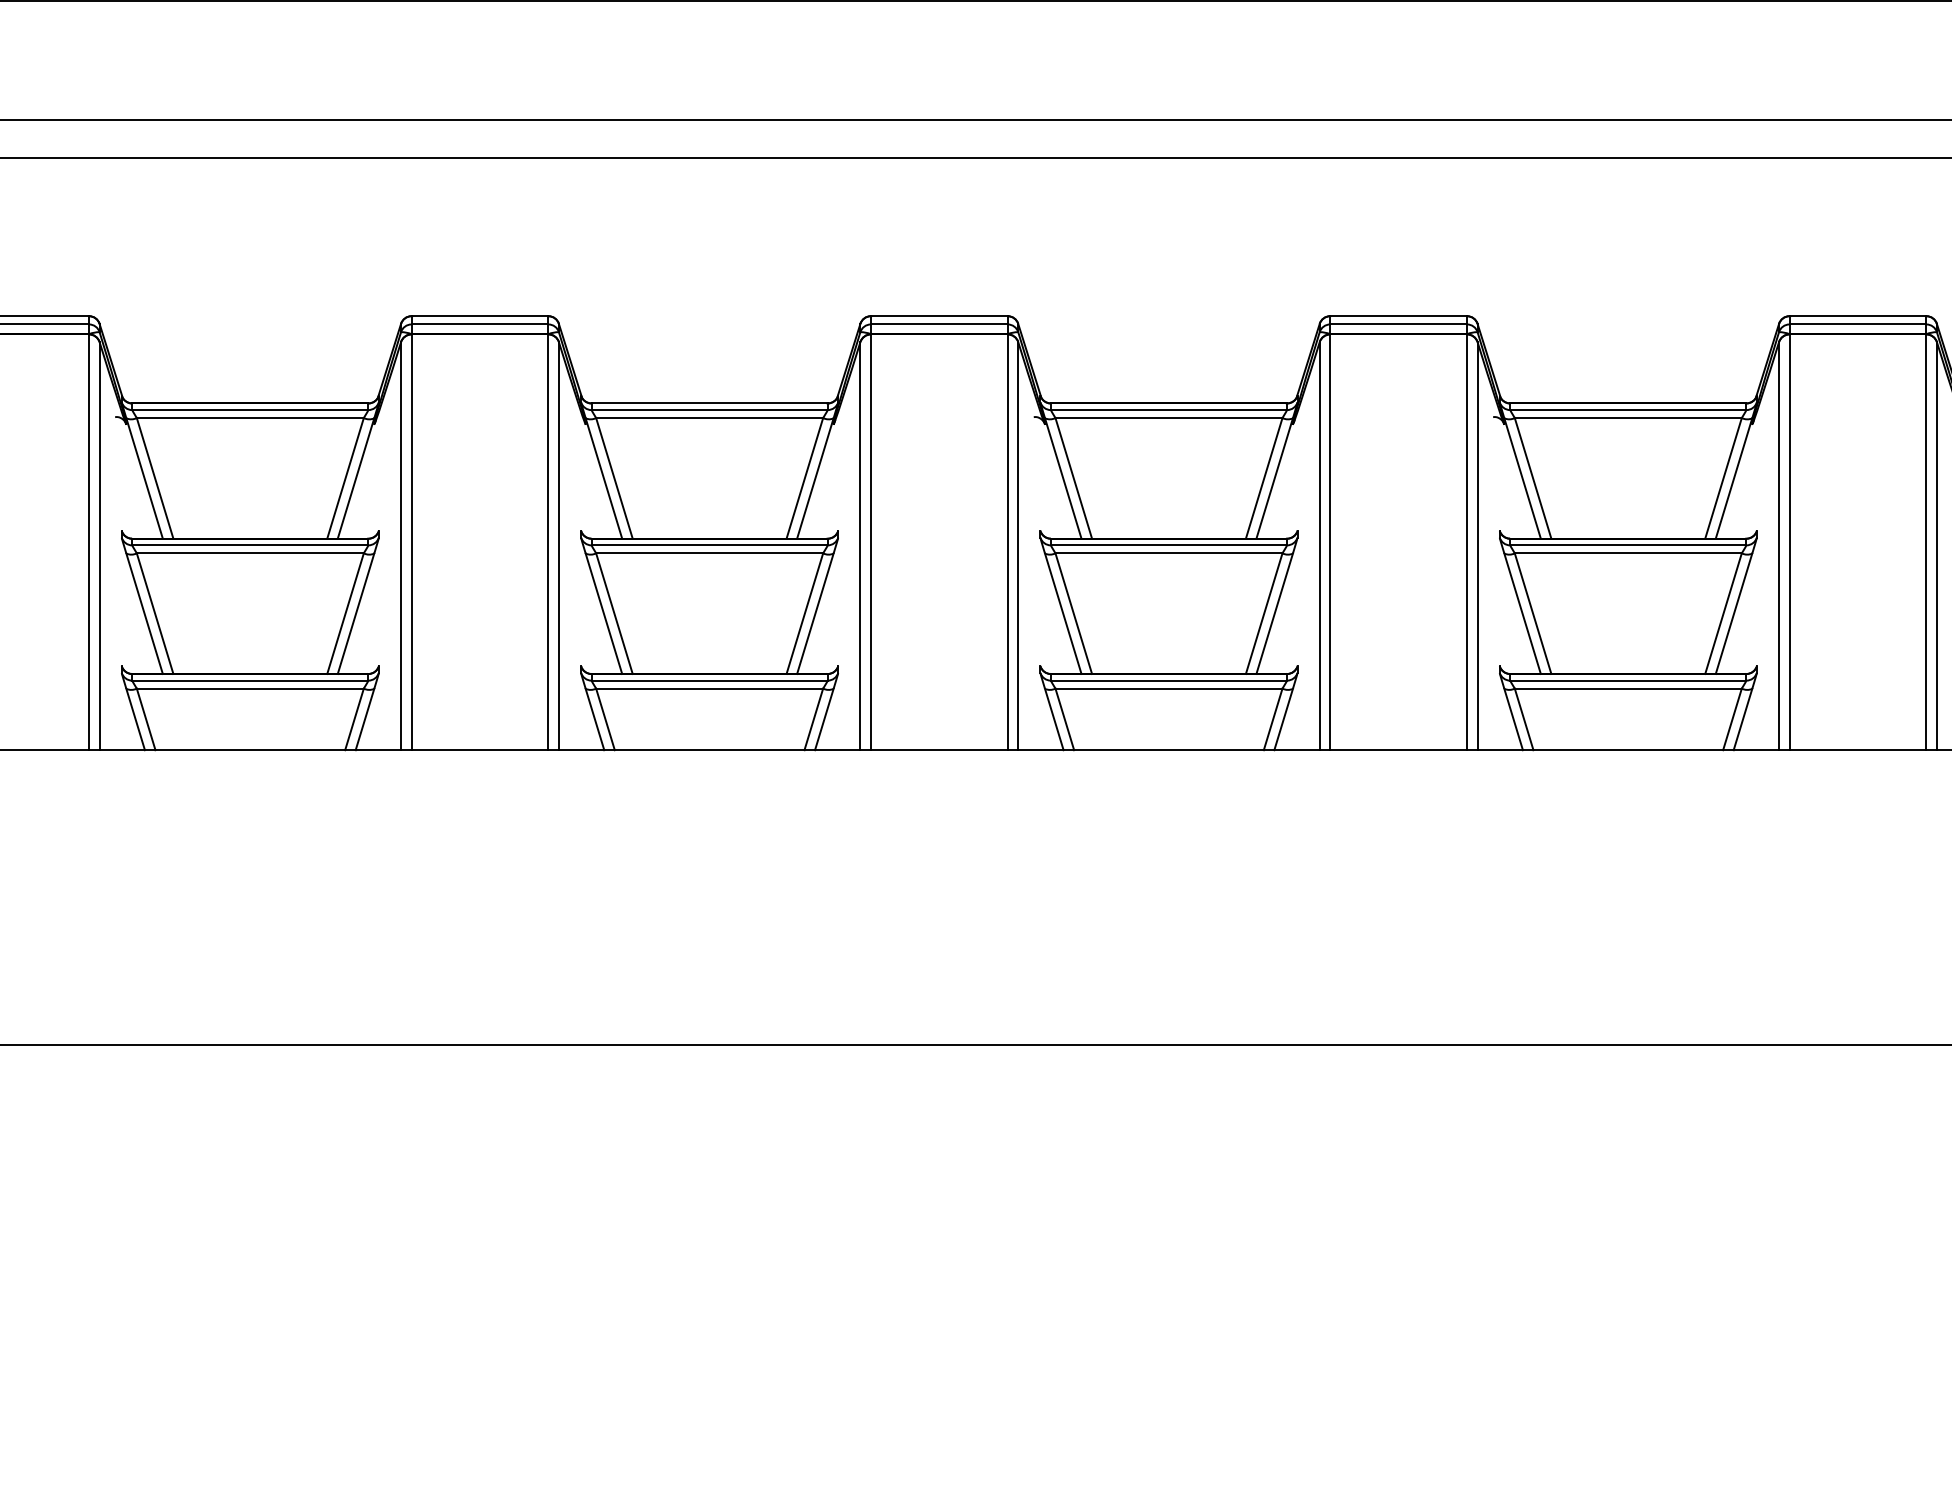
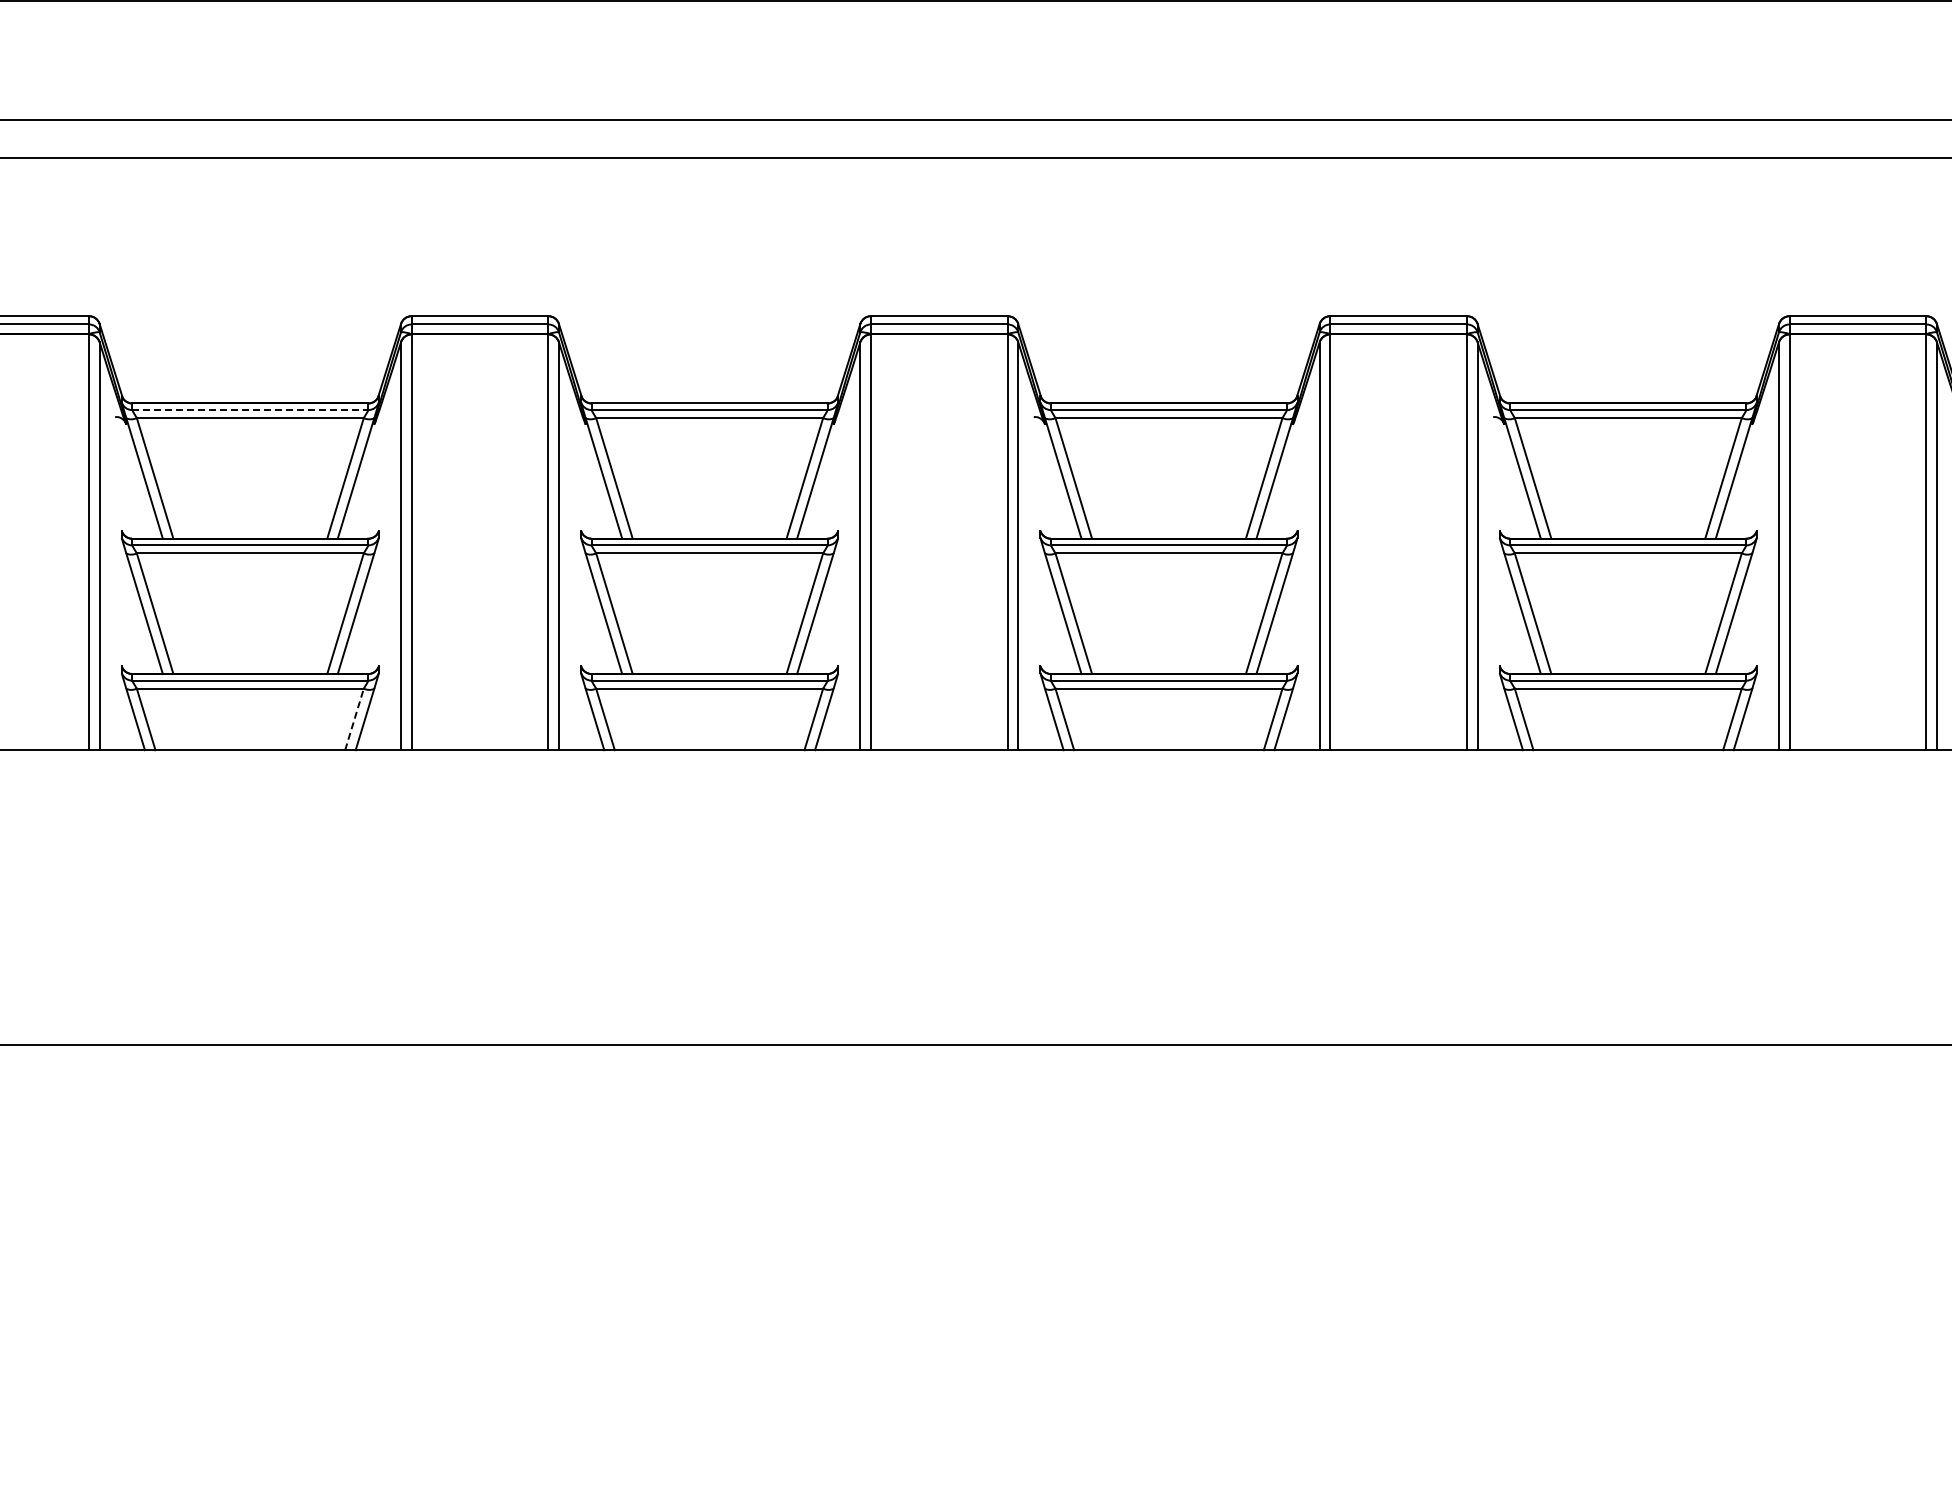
line: solid -> dashed (250, 410)
line: solid -> dashed (354, 718)
